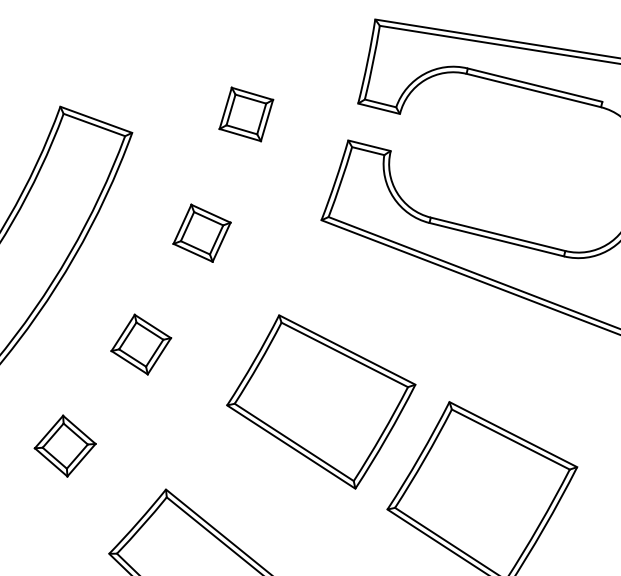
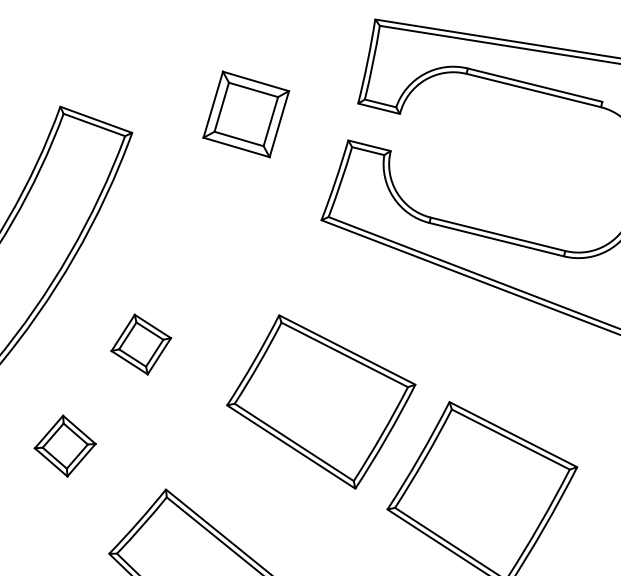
part size: 57x57 px -> 89x89 px (246, 114)
part: present -> none (201, 232)
